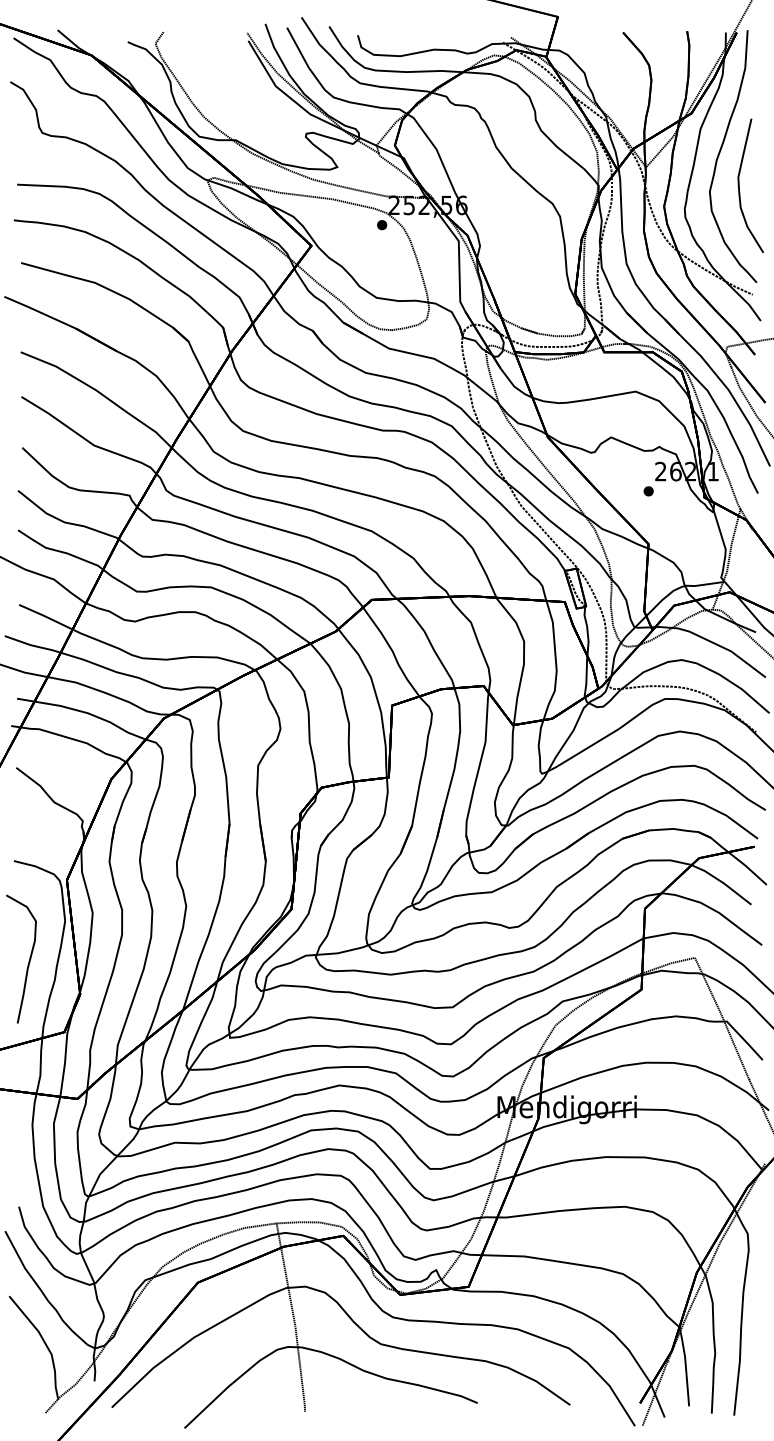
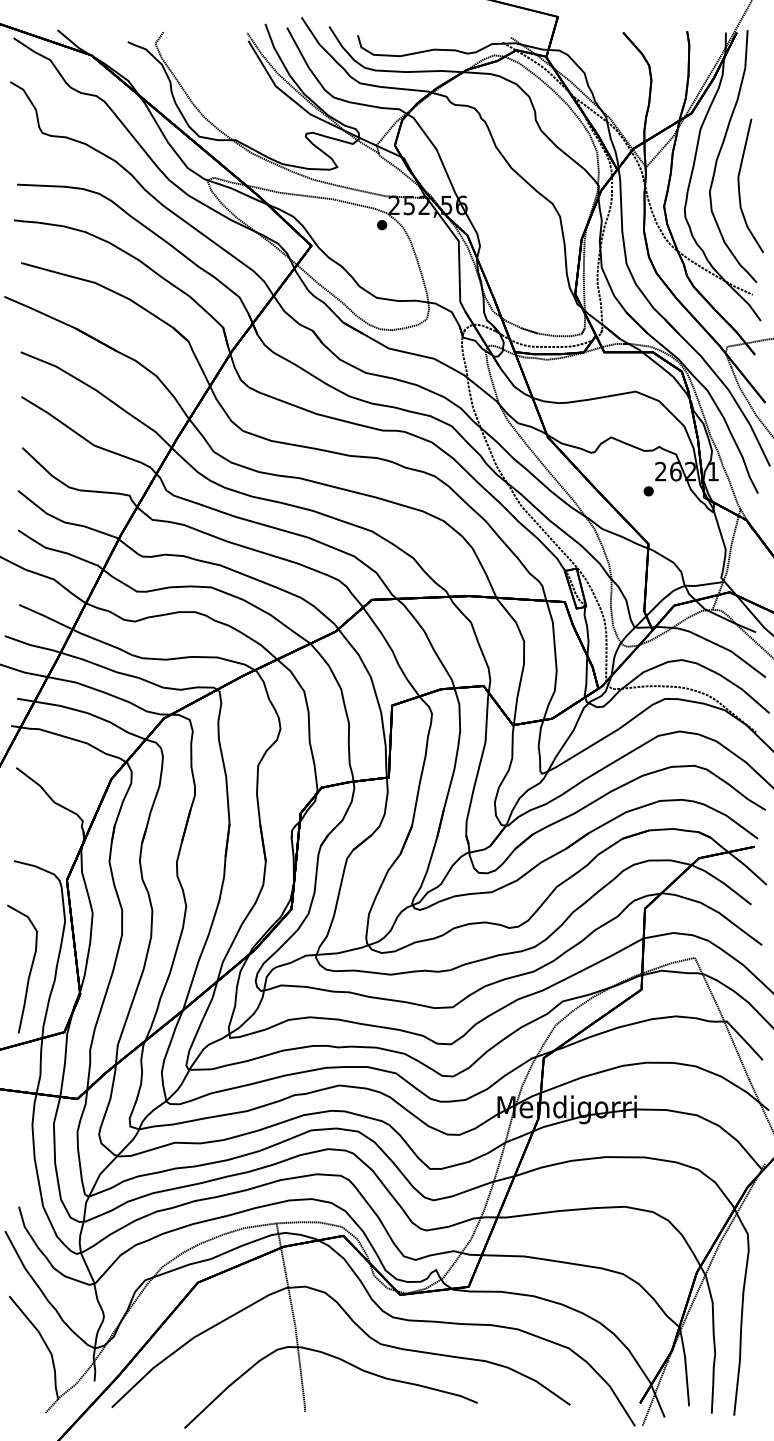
curve position: (28, 960) -> (29, 970) (29, 970)
